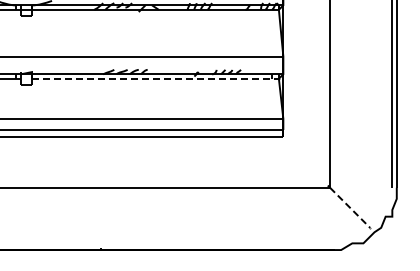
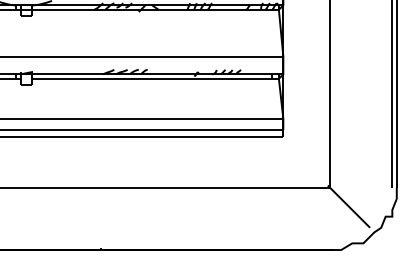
line: dashed -> solid (155, 78)
line: dashed -> solid (350, 208)
